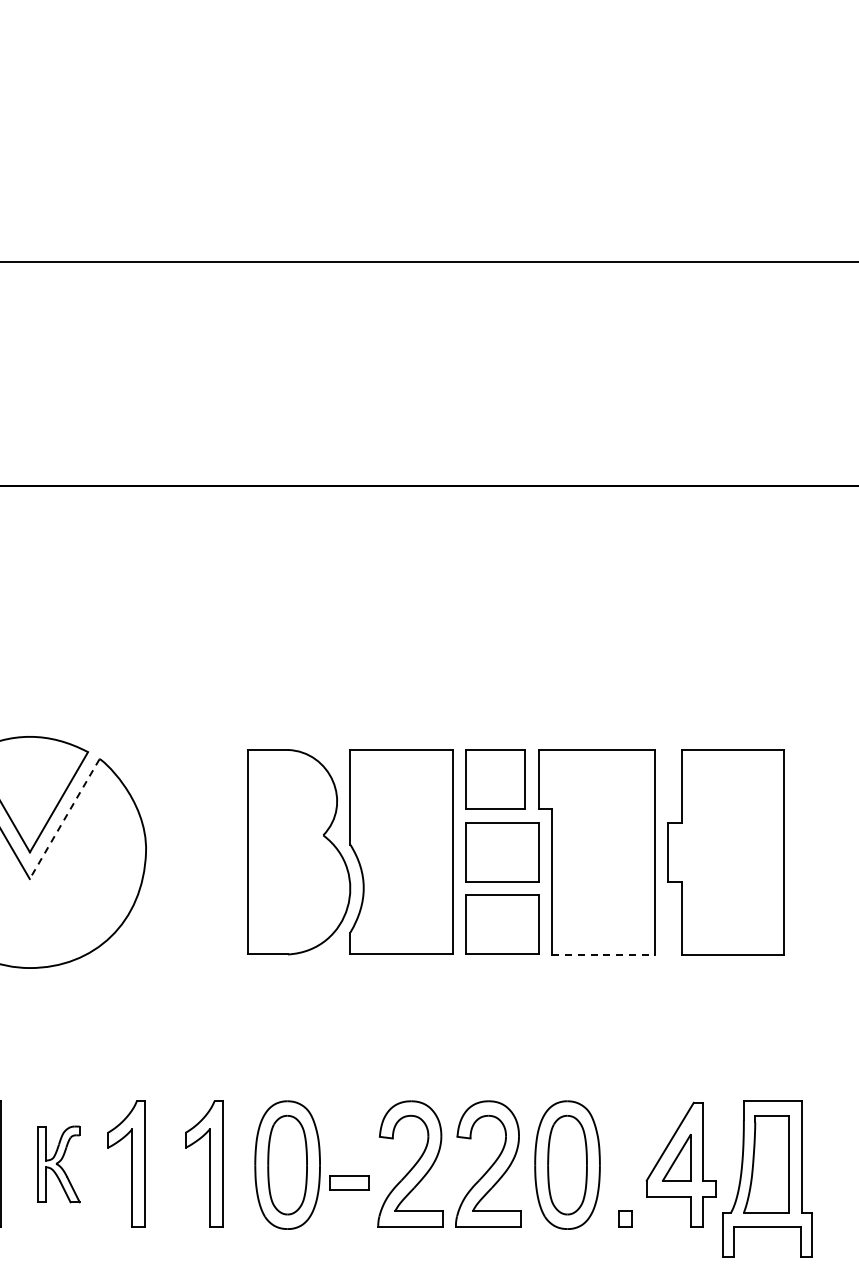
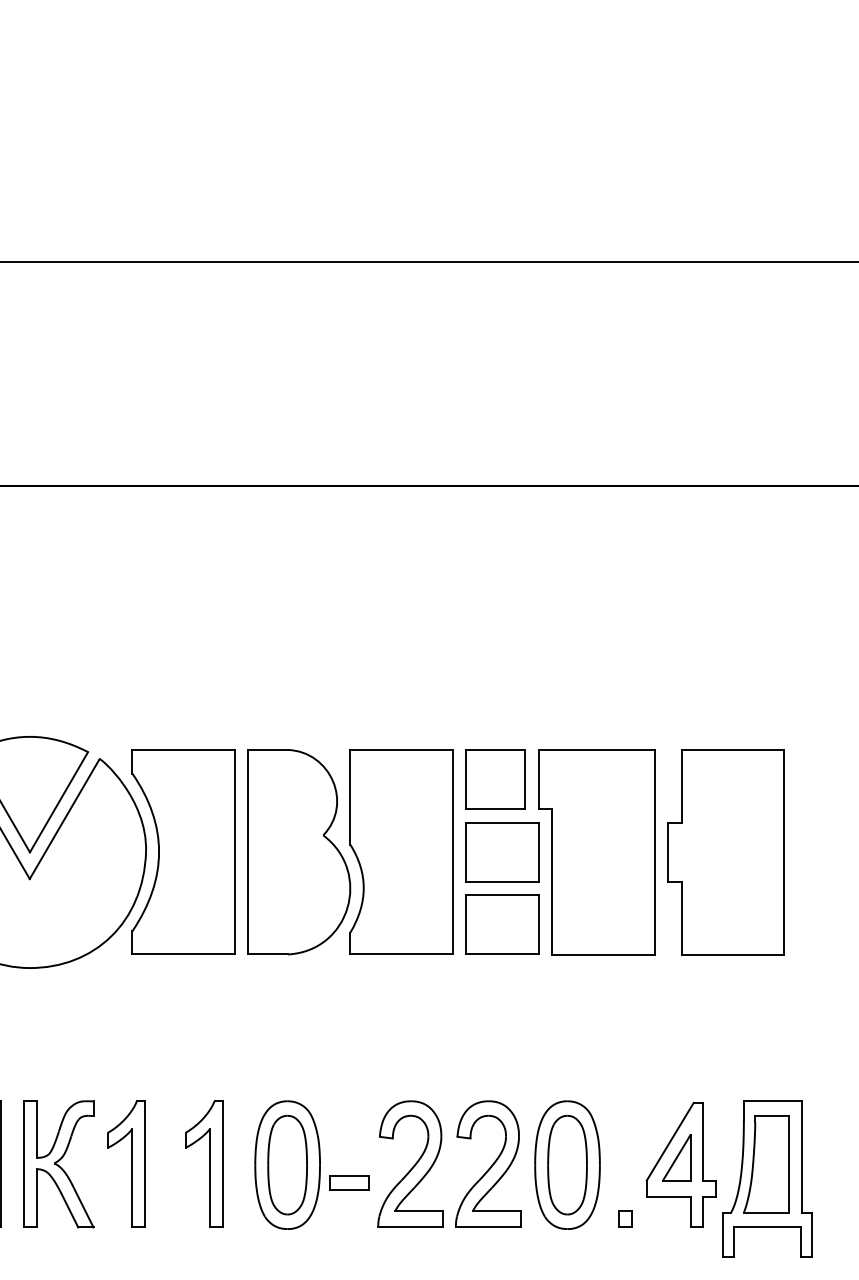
line: dashed -> solid (64, 819)
part: none -> present (183, 851)
line: dashed -> solid (604, 954)
part size: 44x79 px -> 72x129 px (58, 1164)
